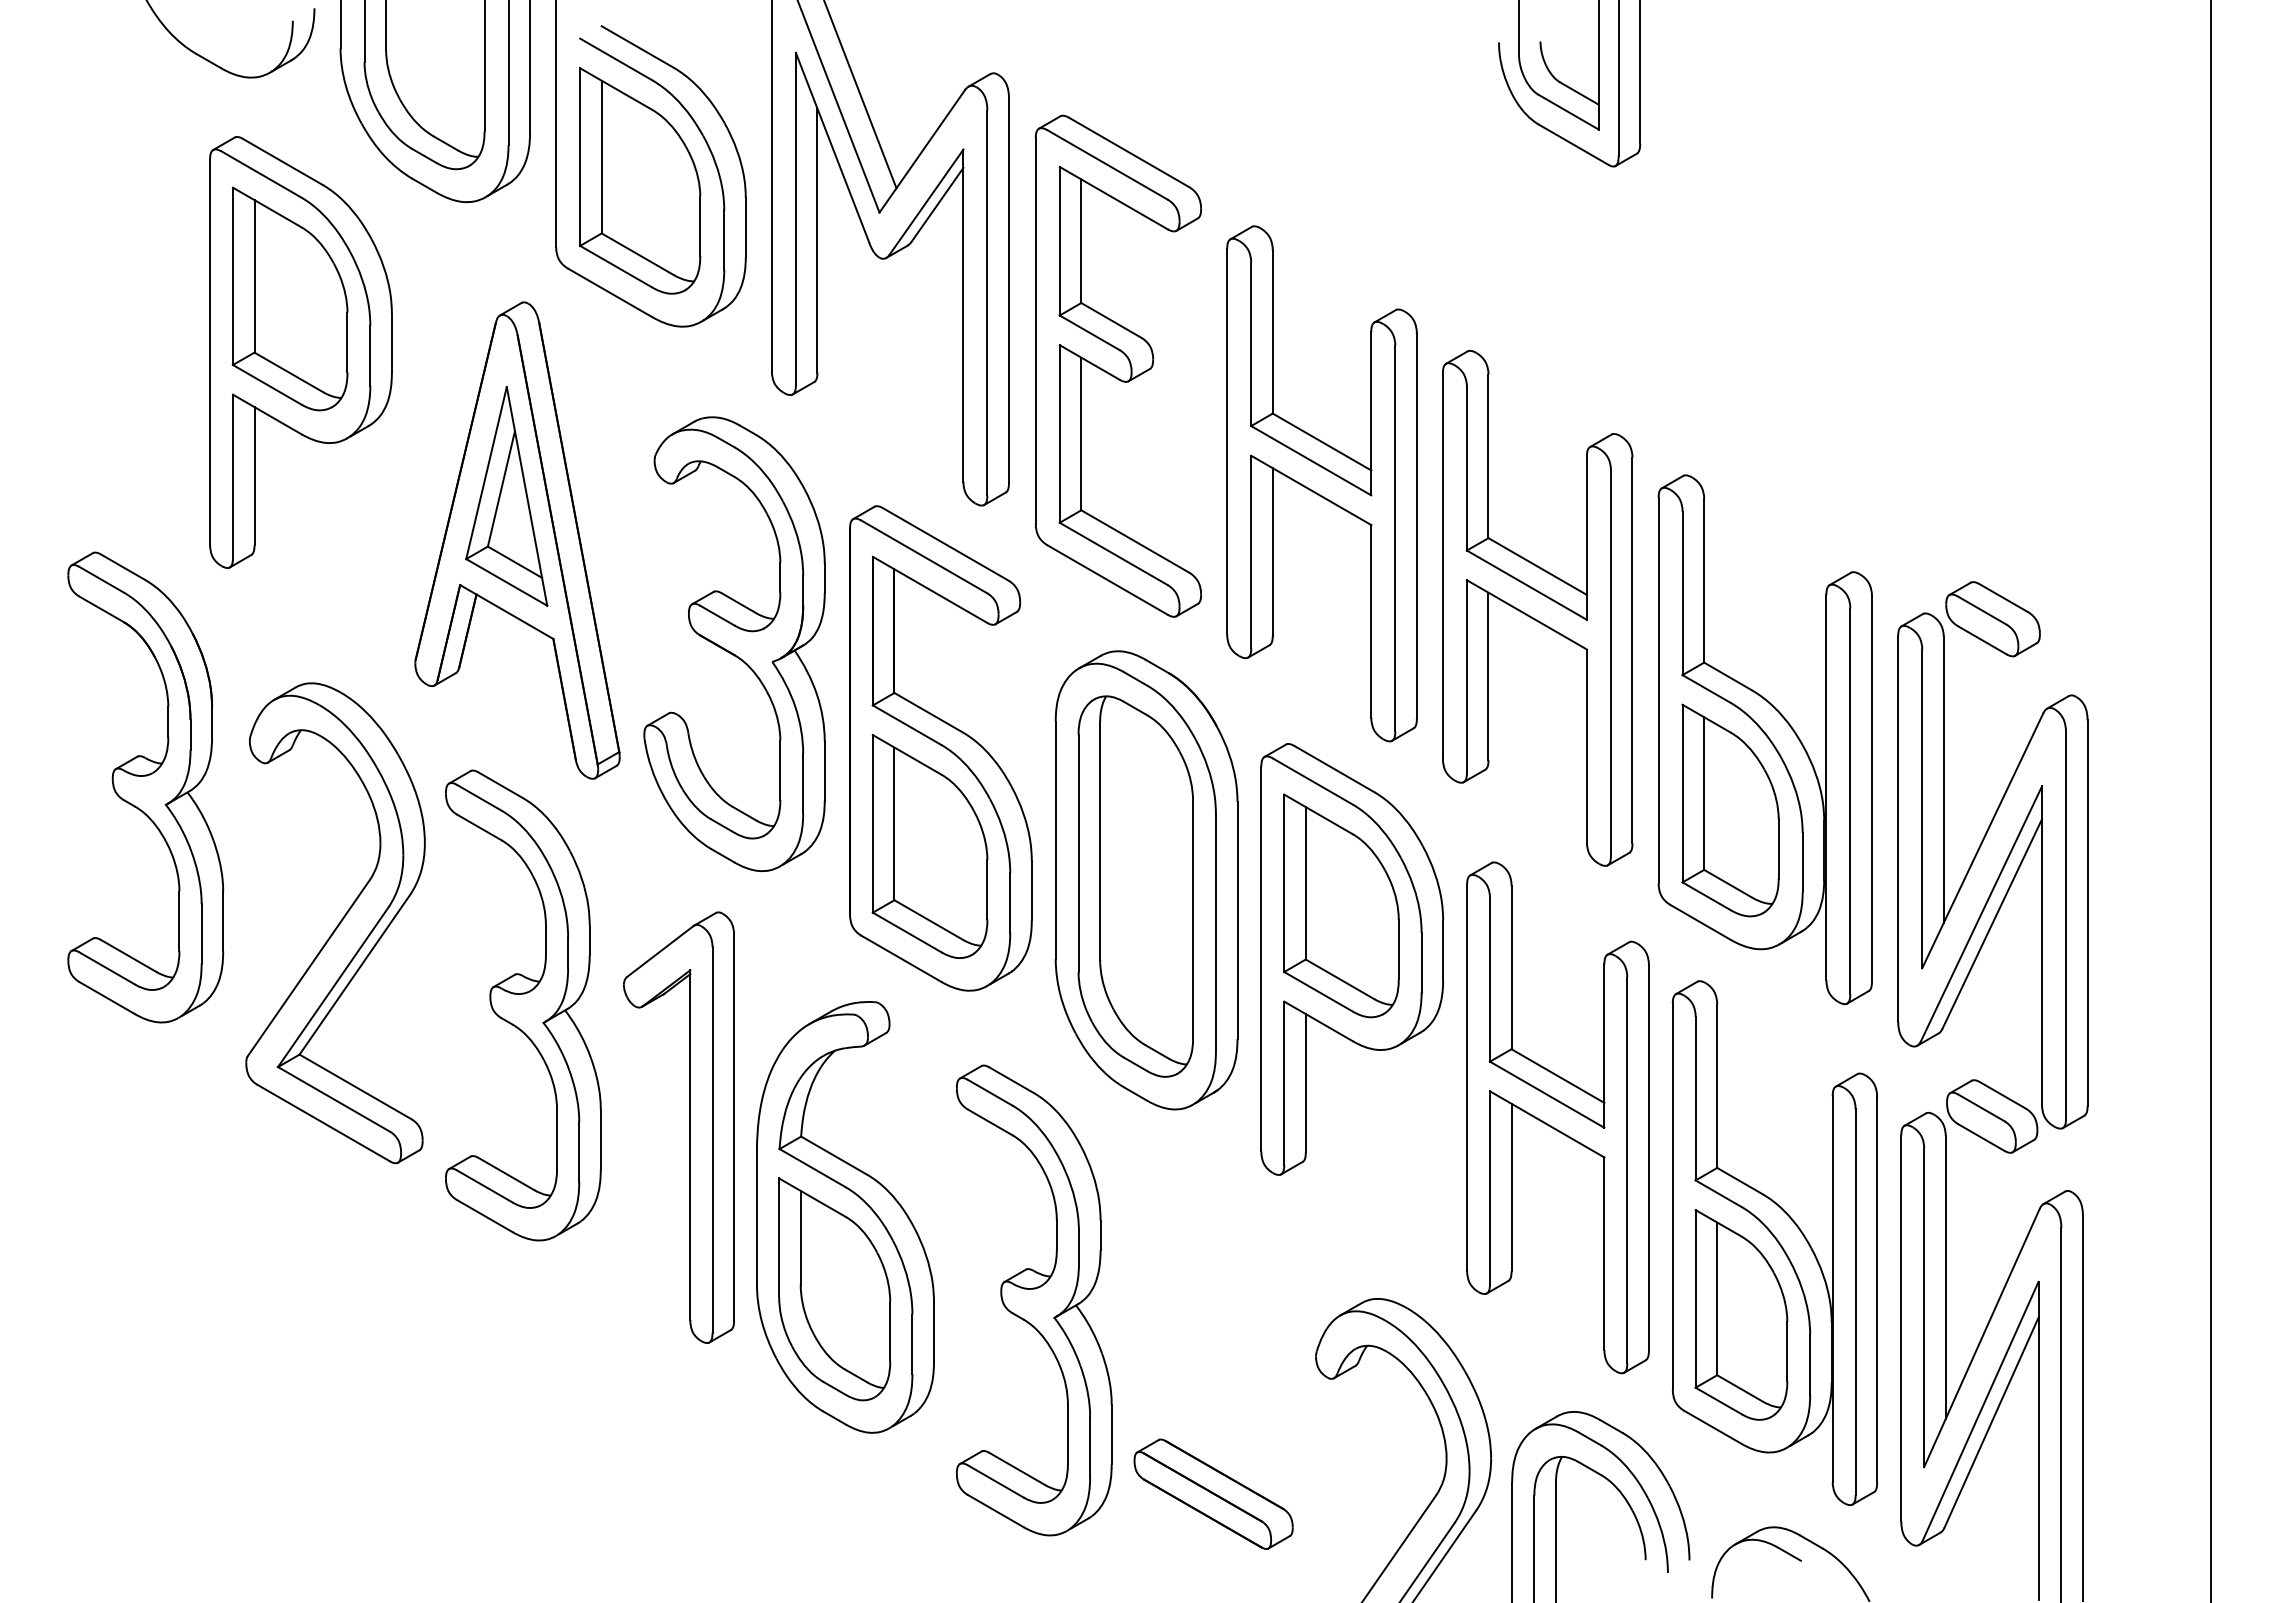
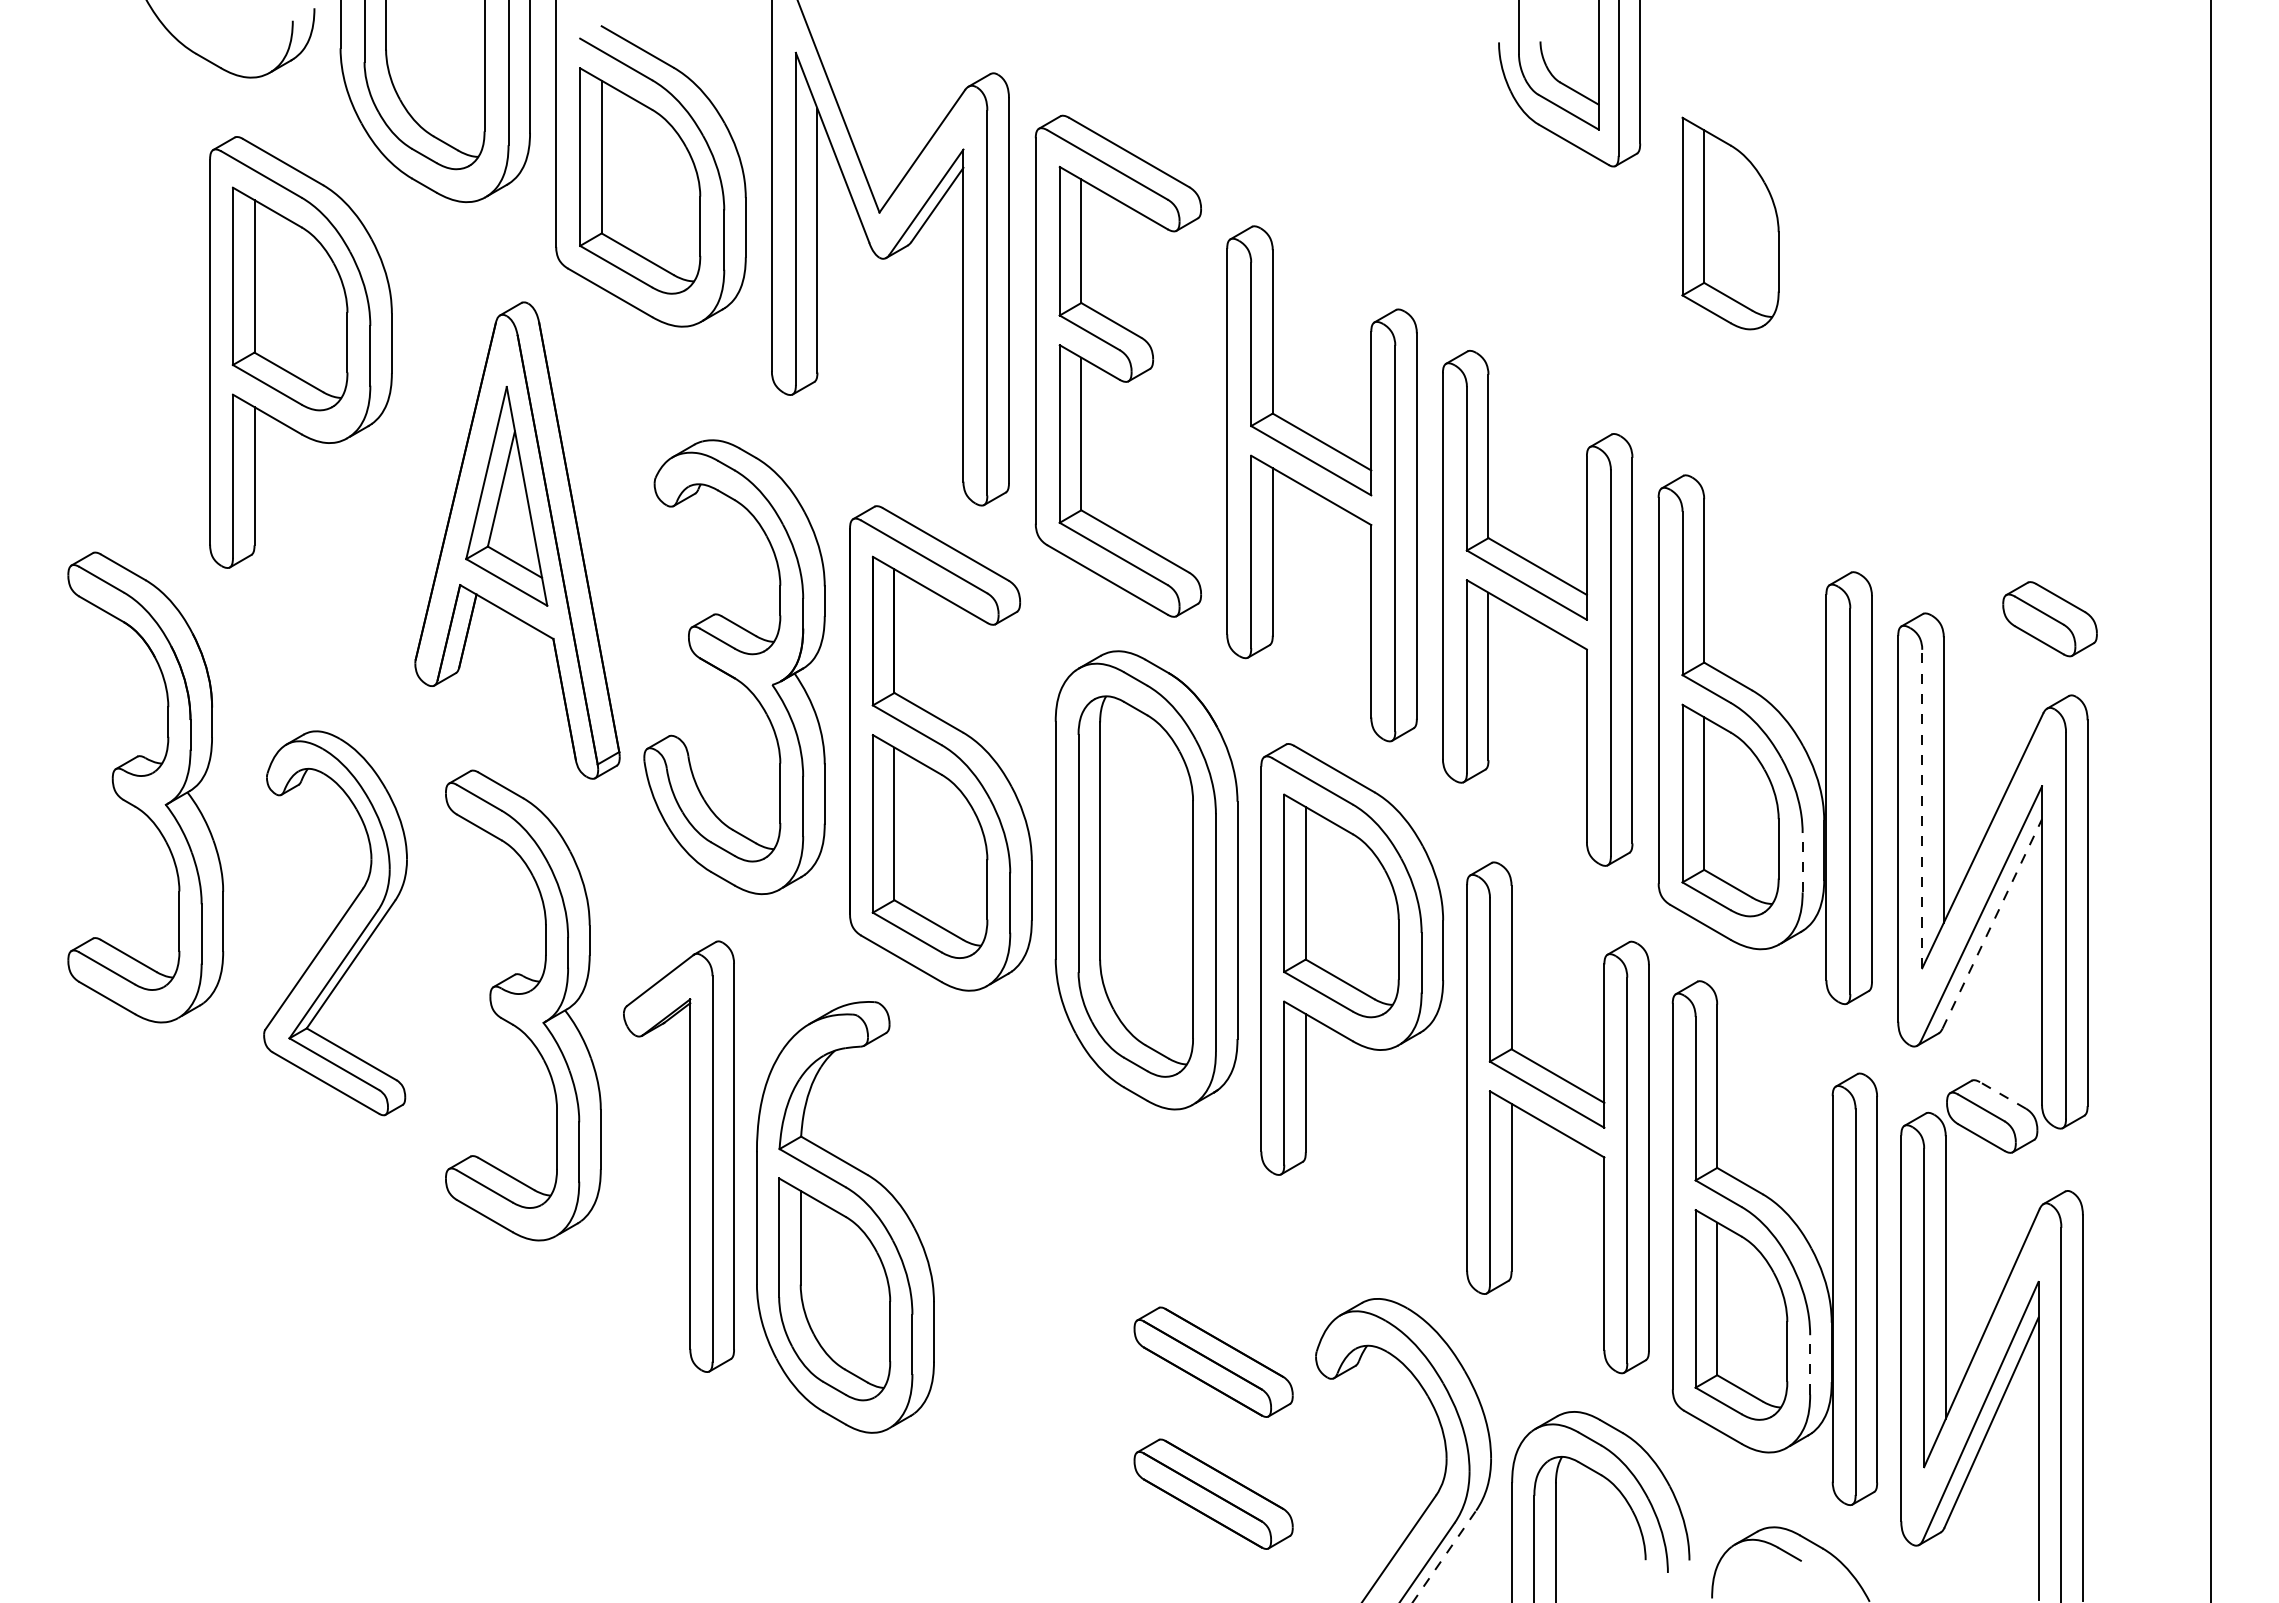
line: present -> none (860, 95)
part: none -> present (1730, 223)
part position: (1992, 619) -> (2049, 619) (2049, 619)
part position: (734, 644) -> (734, 667) (734, 667)
line: solid -> dashed (1922, 808)
line: solid -> dashed (1802, 862)
part size: 181x483 px -> 145x387 px (335, 923)
line: solid -> dashed (1992, 923)
line: solid -> dashed (2003, 1095)
part position: (689, 1127) -> (689, 1156) (689, 1156)
part: present -> none (1034, 1300)
part: none -> present (1213, 1361)
line: solid -> dashed (1810, 1364)
line: solid -> dashed (1444, 1556)
